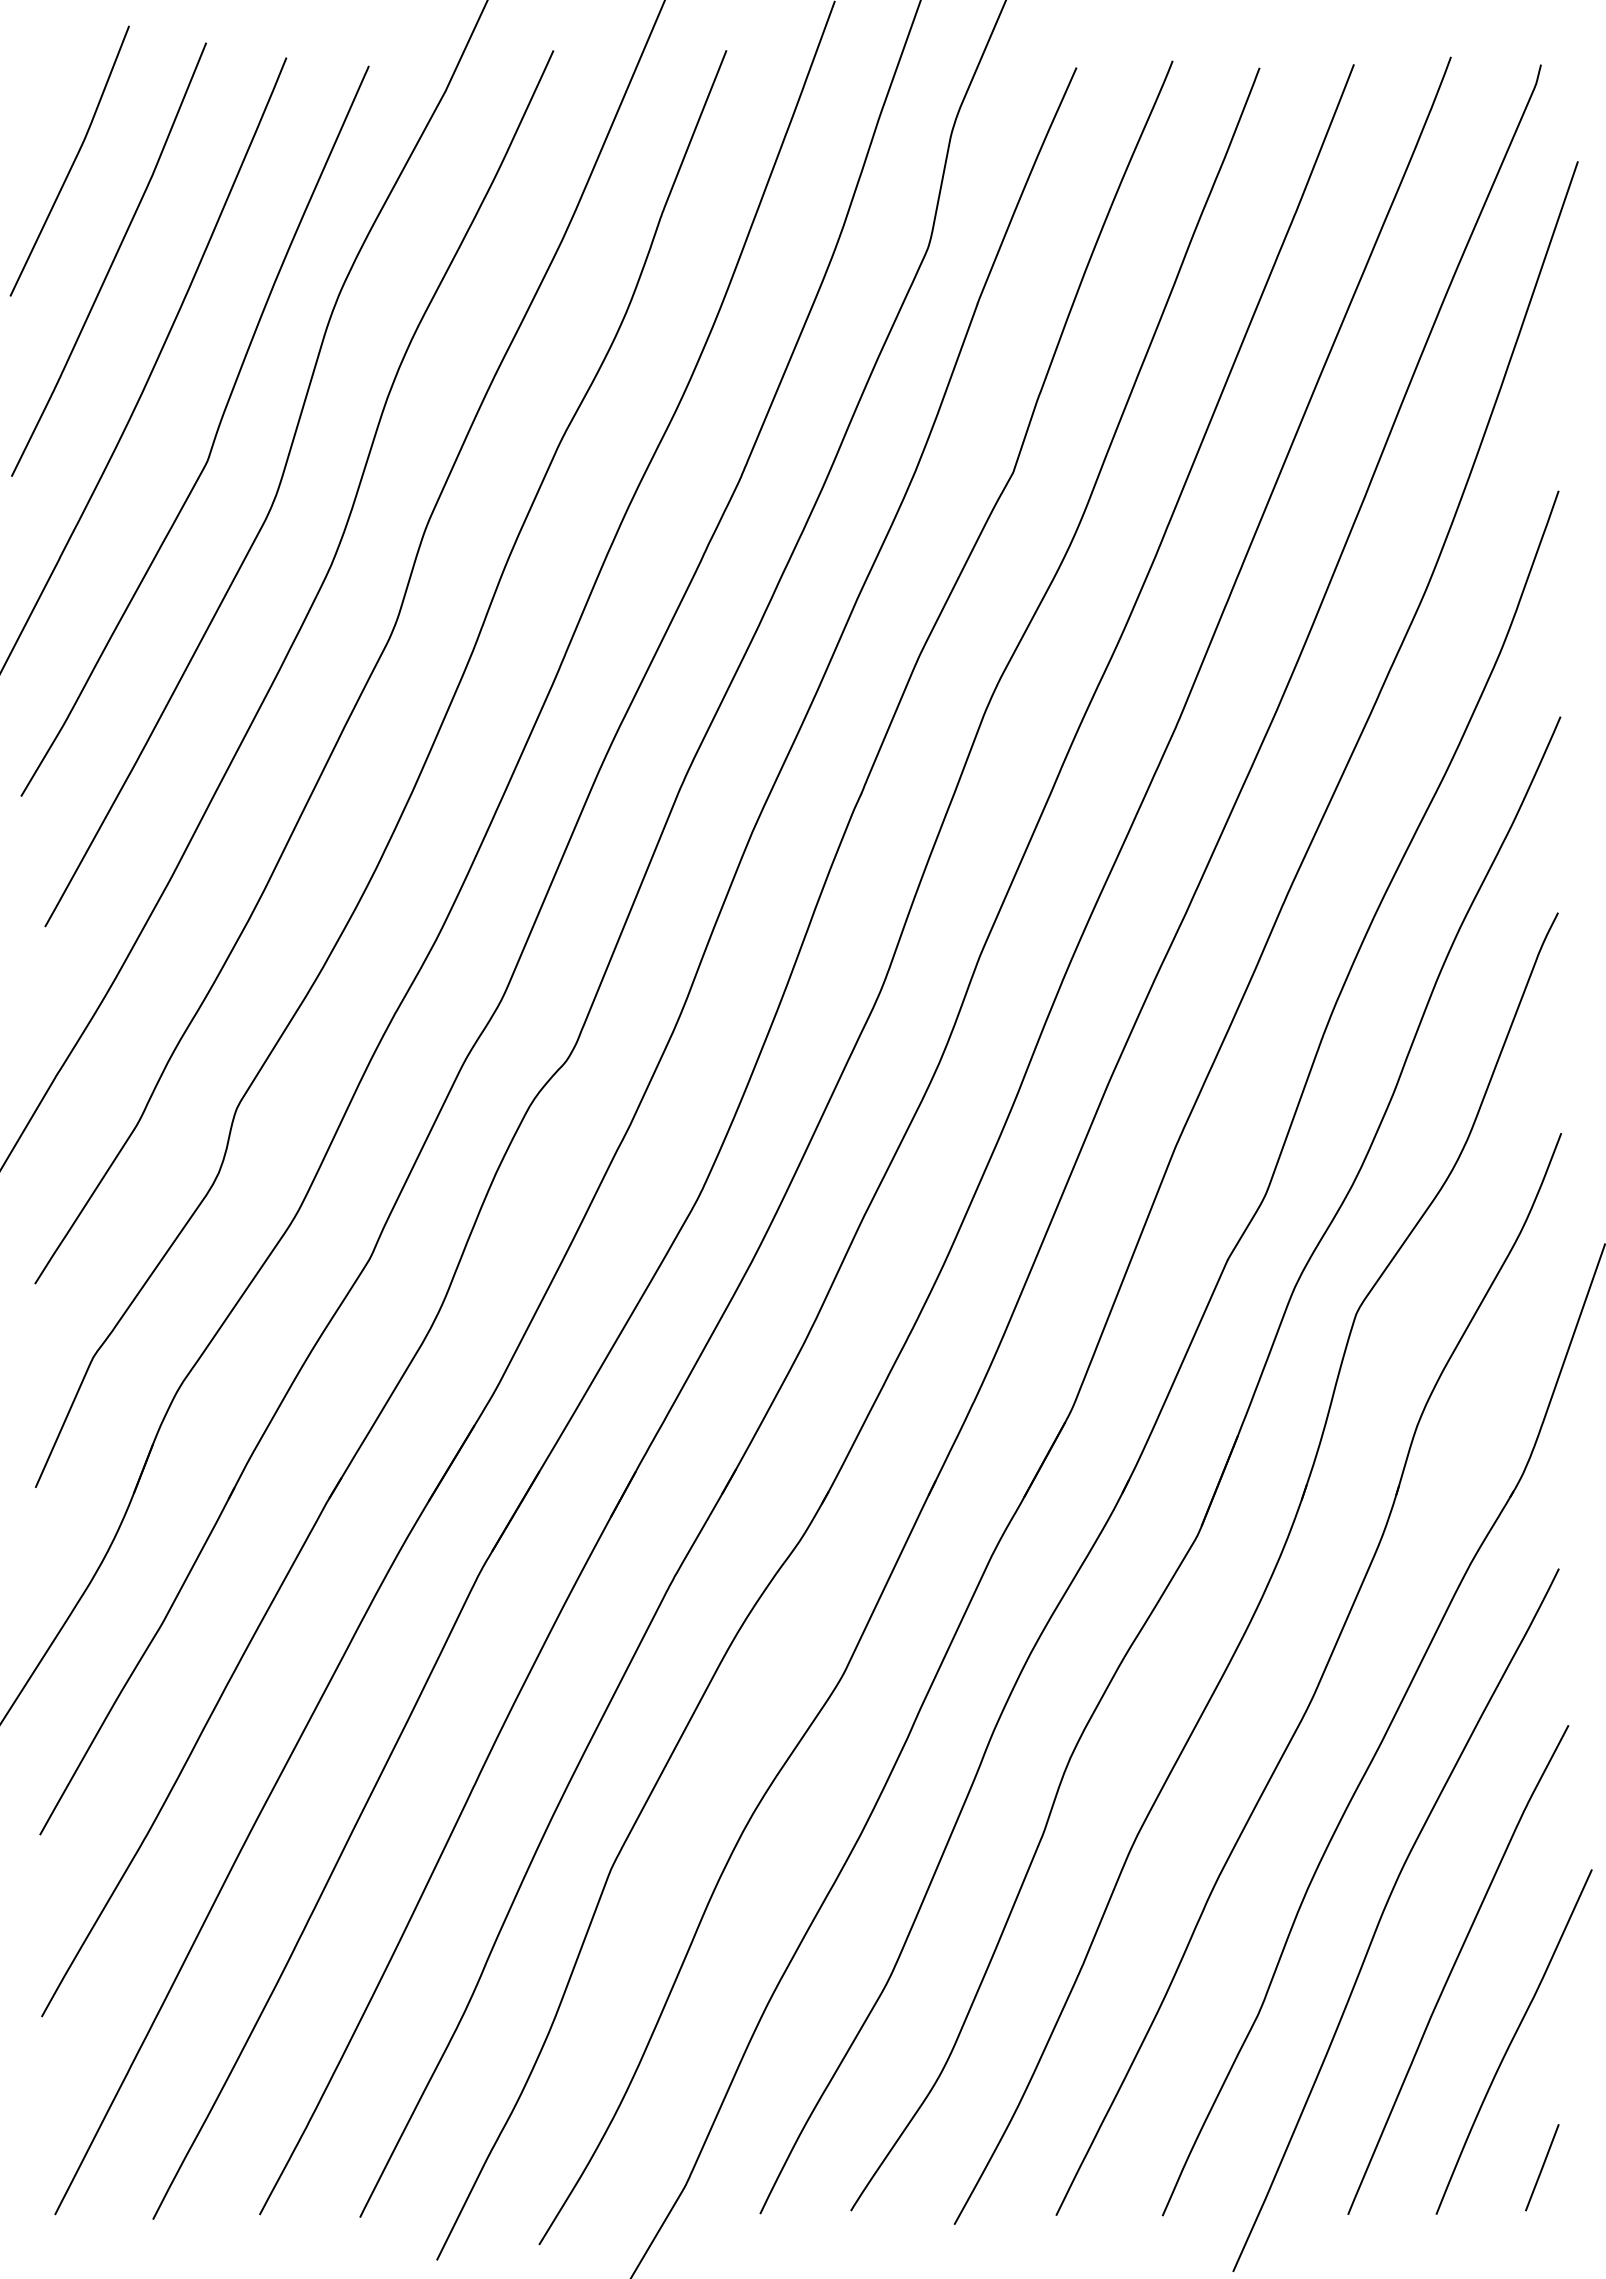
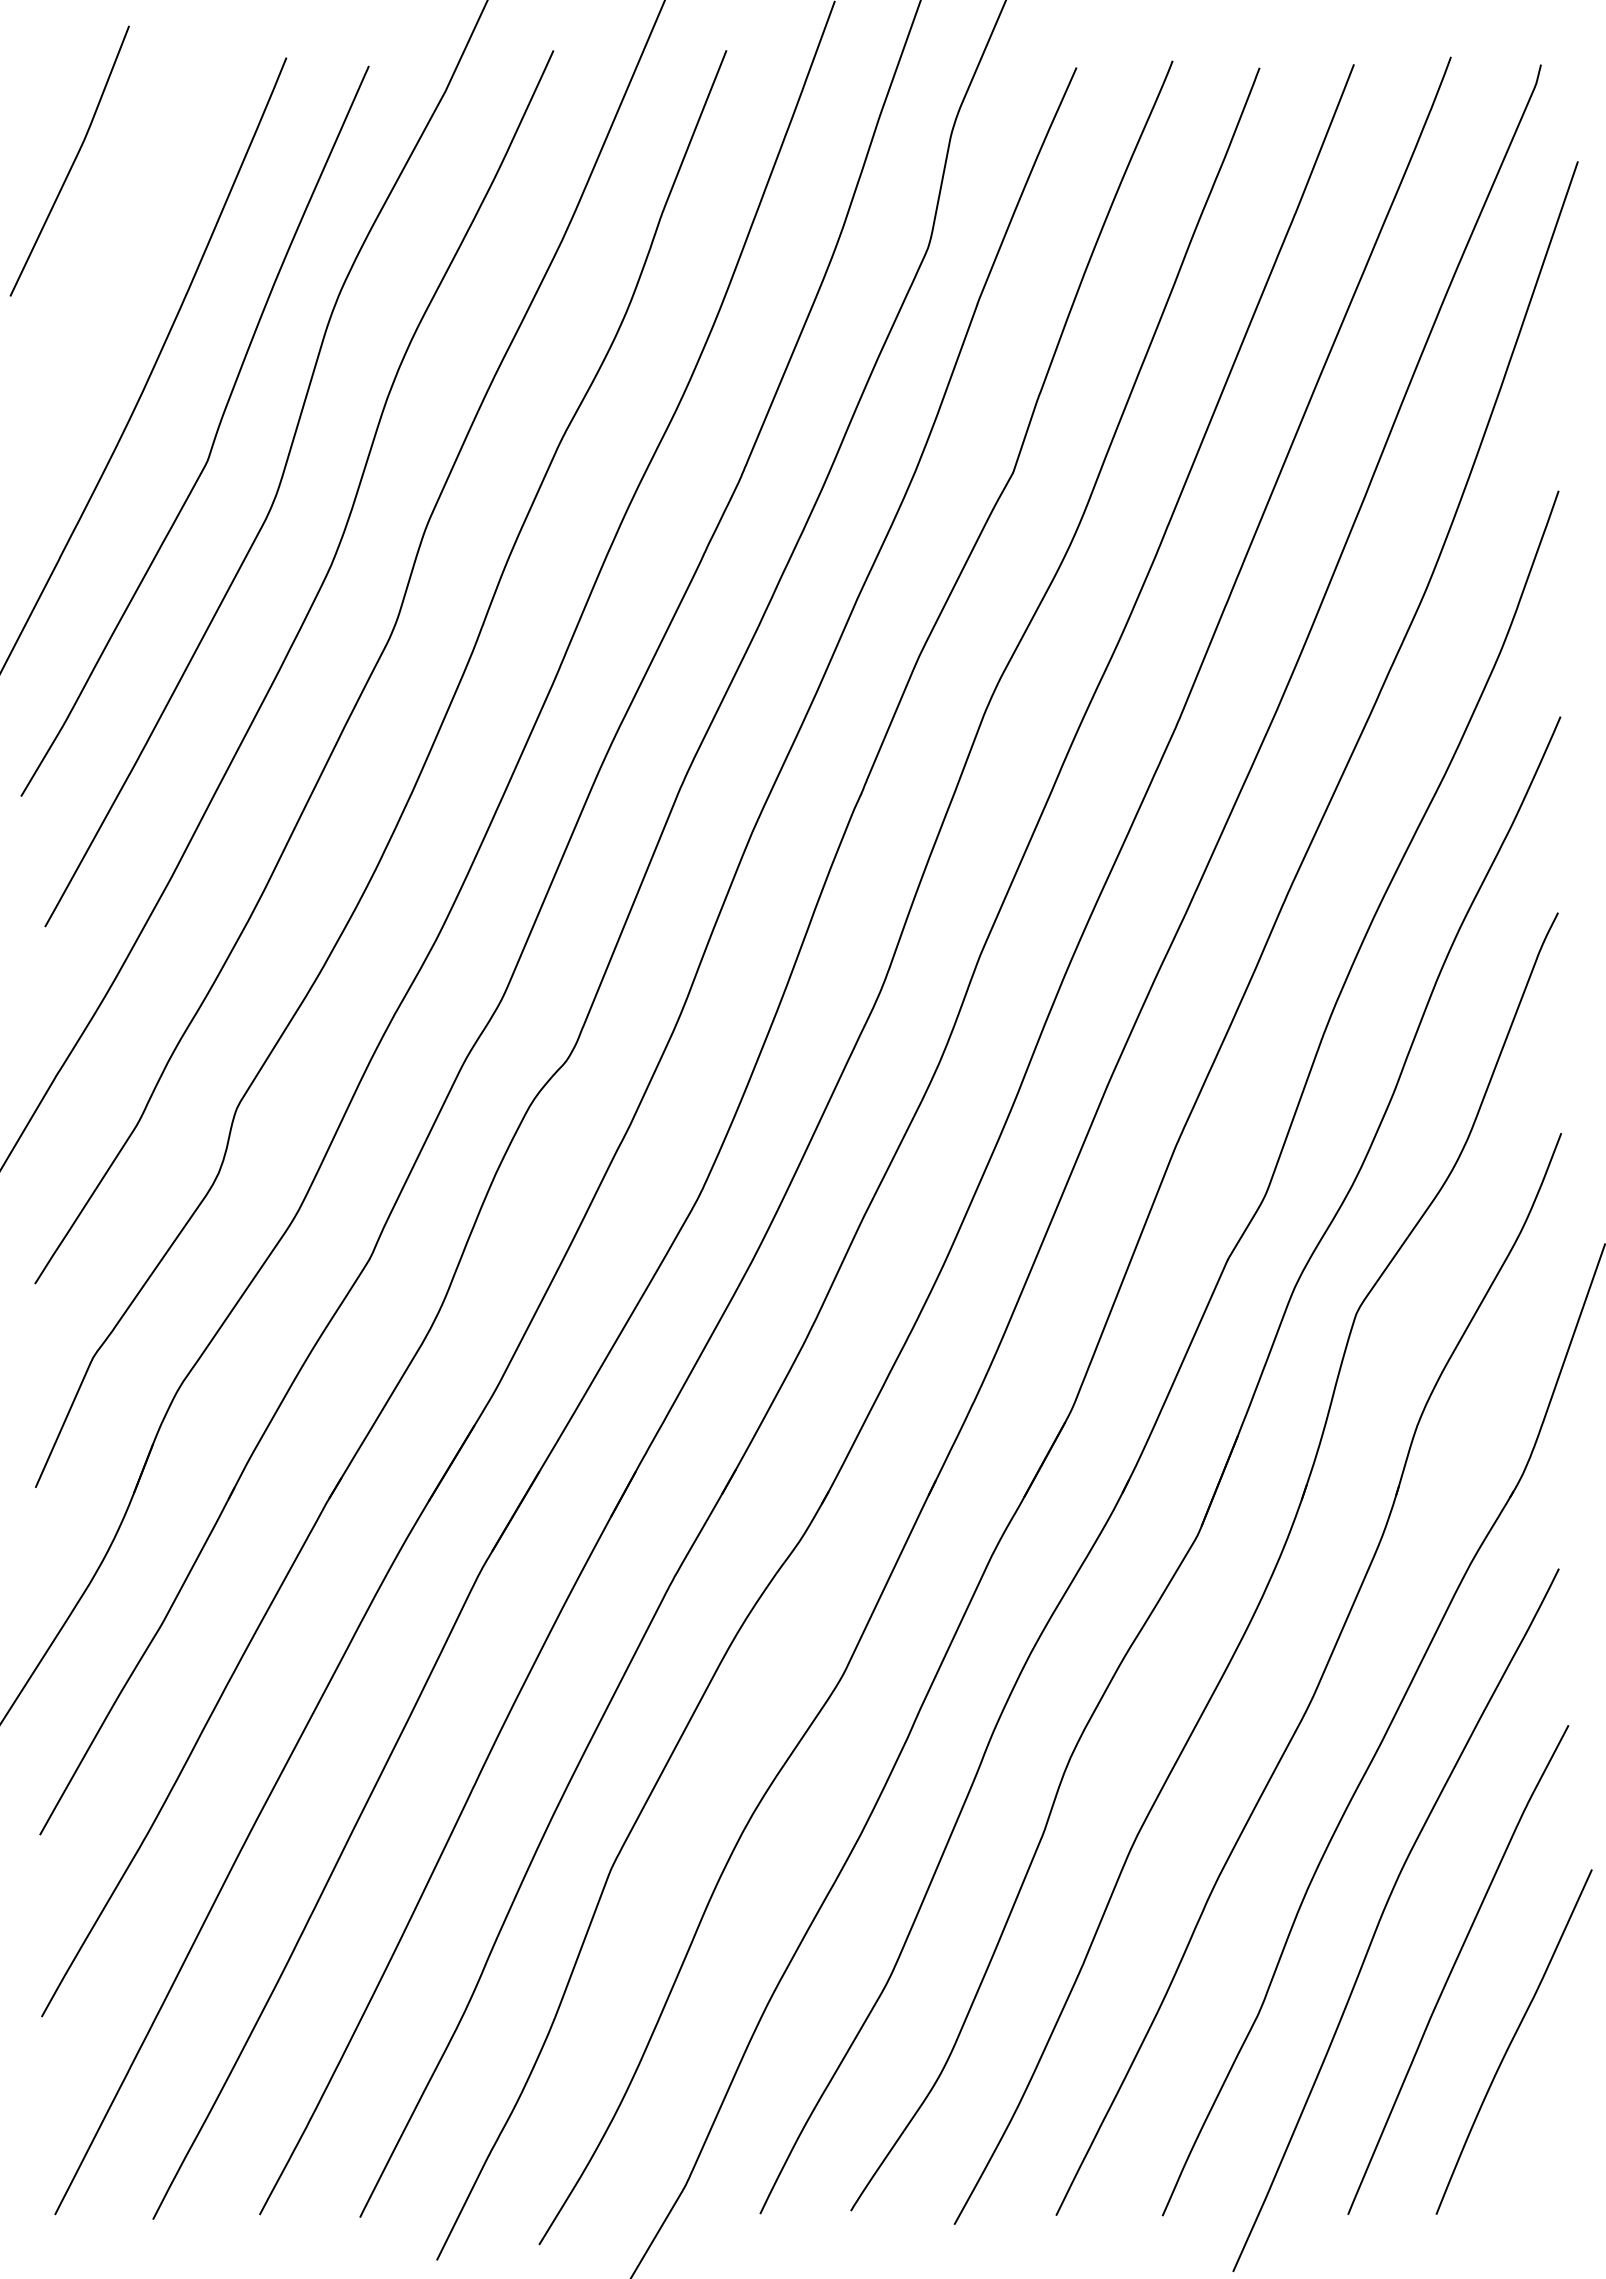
curve: present -> none (112, 260)
line: present -> none (1542, 2167)
